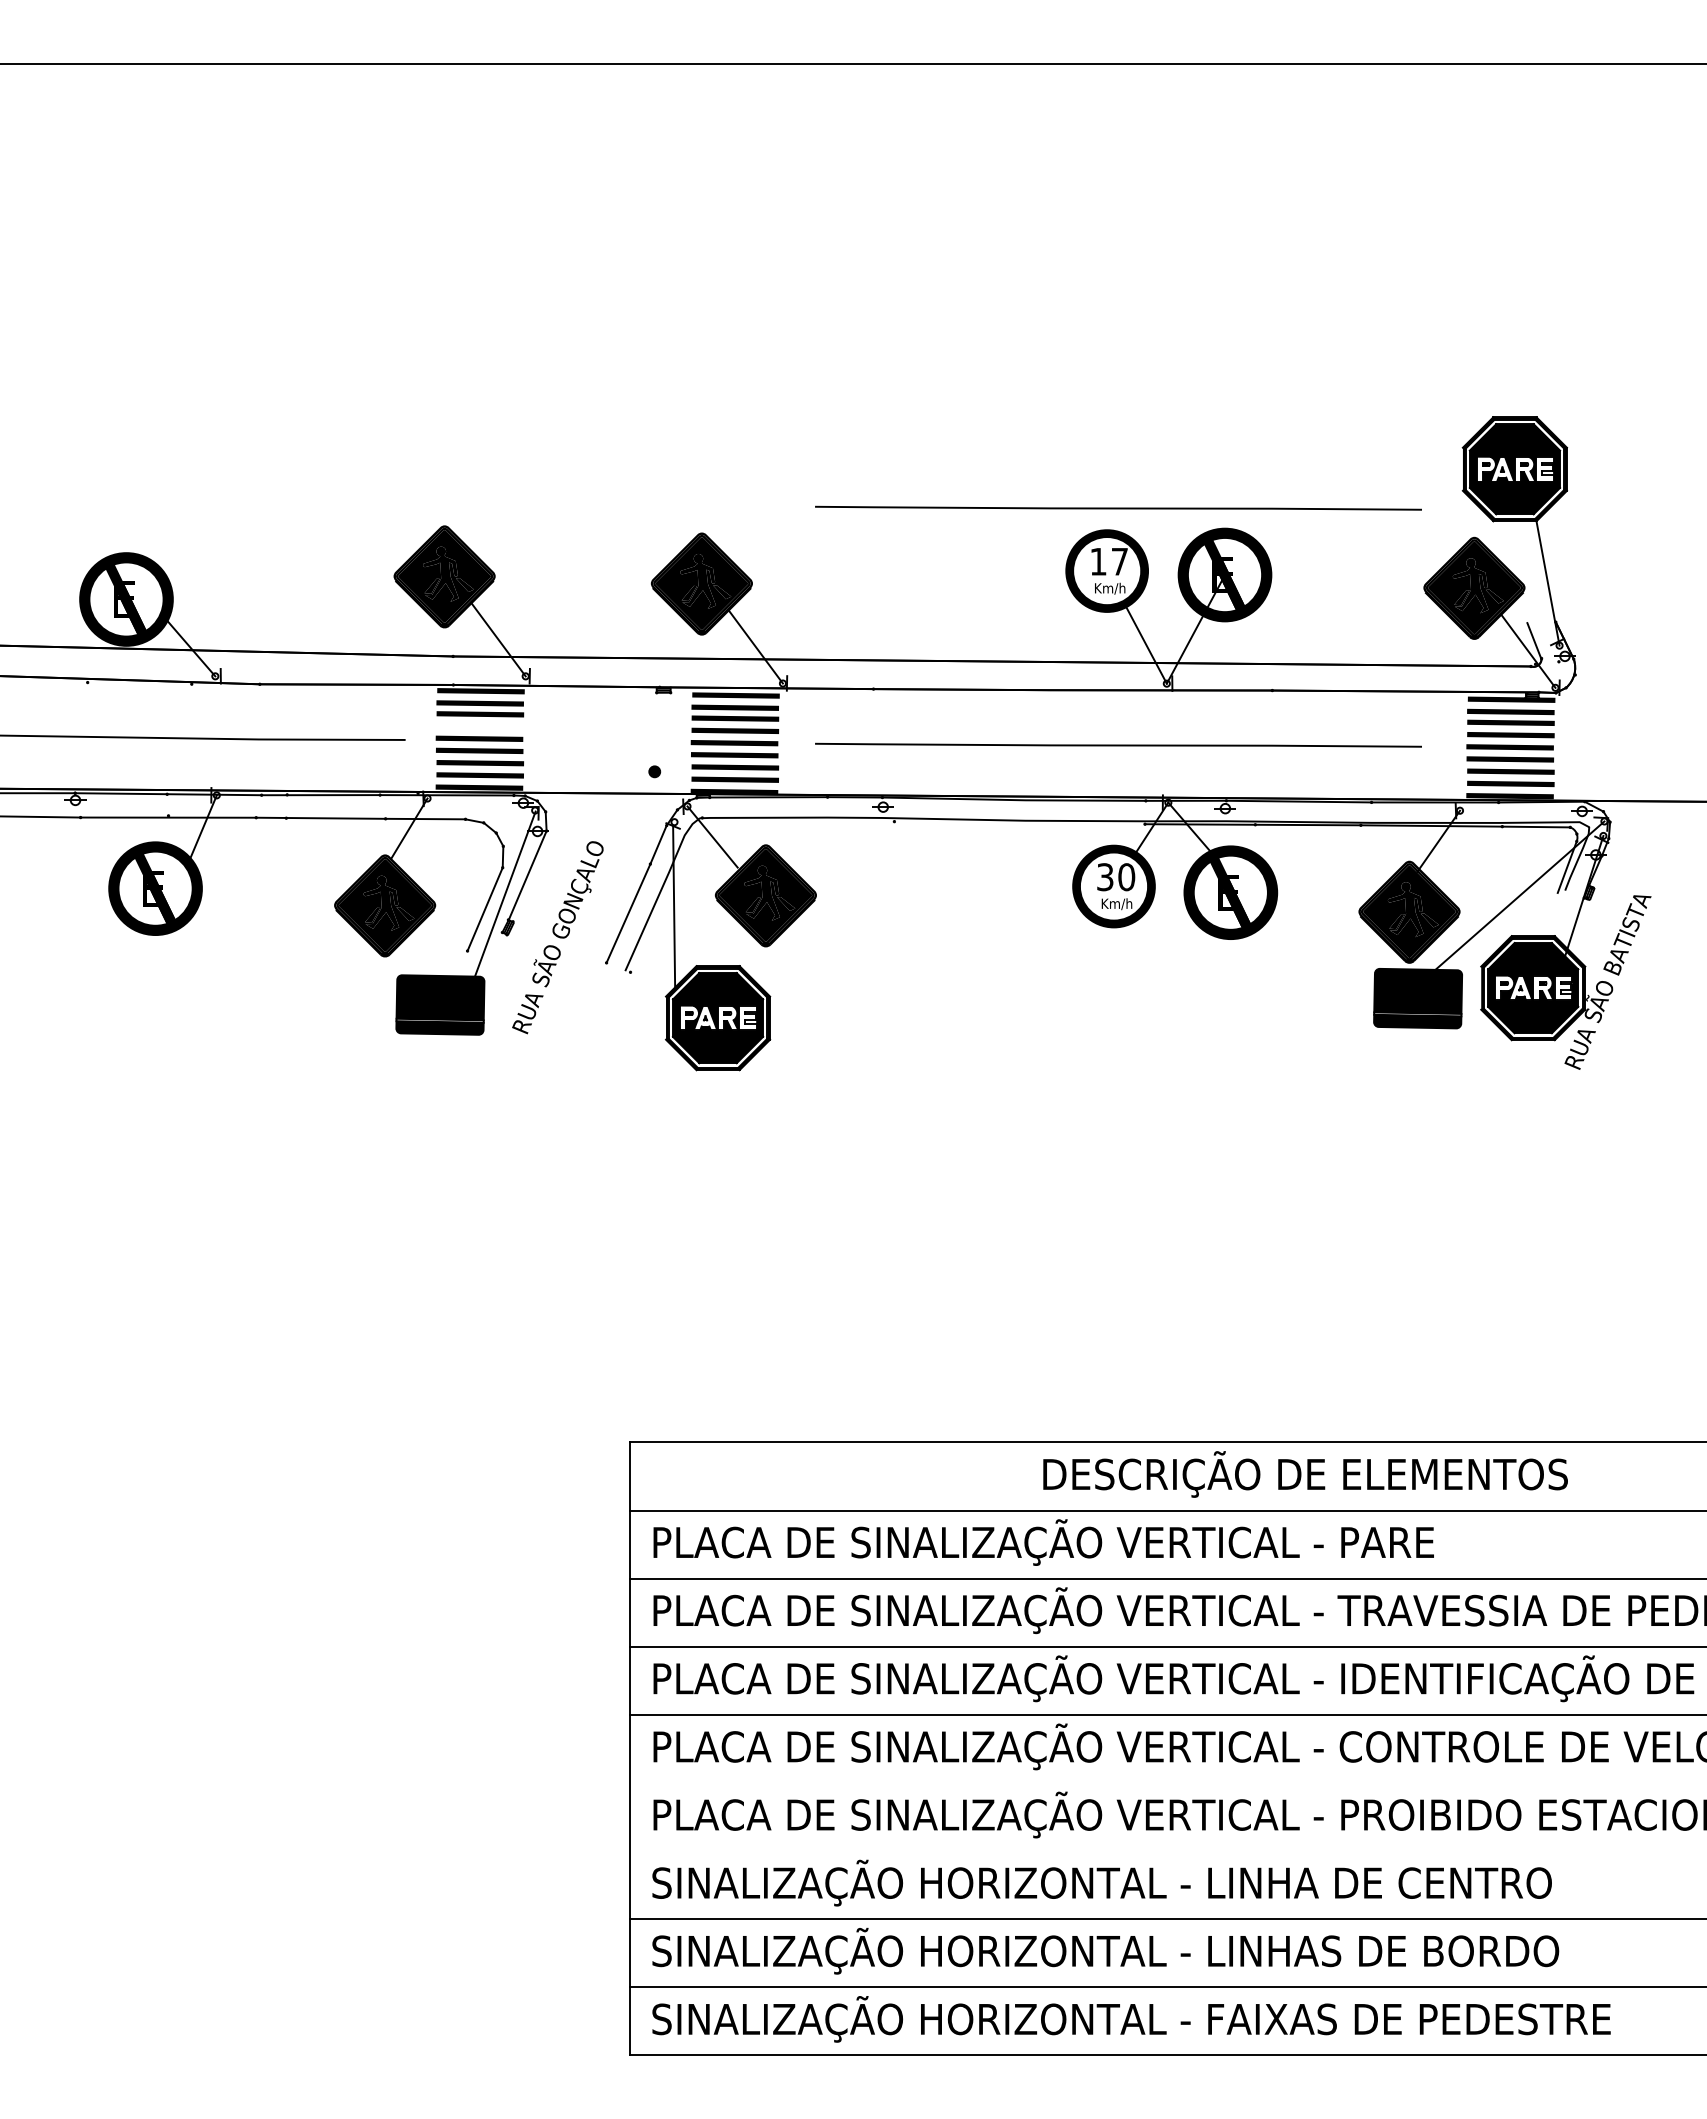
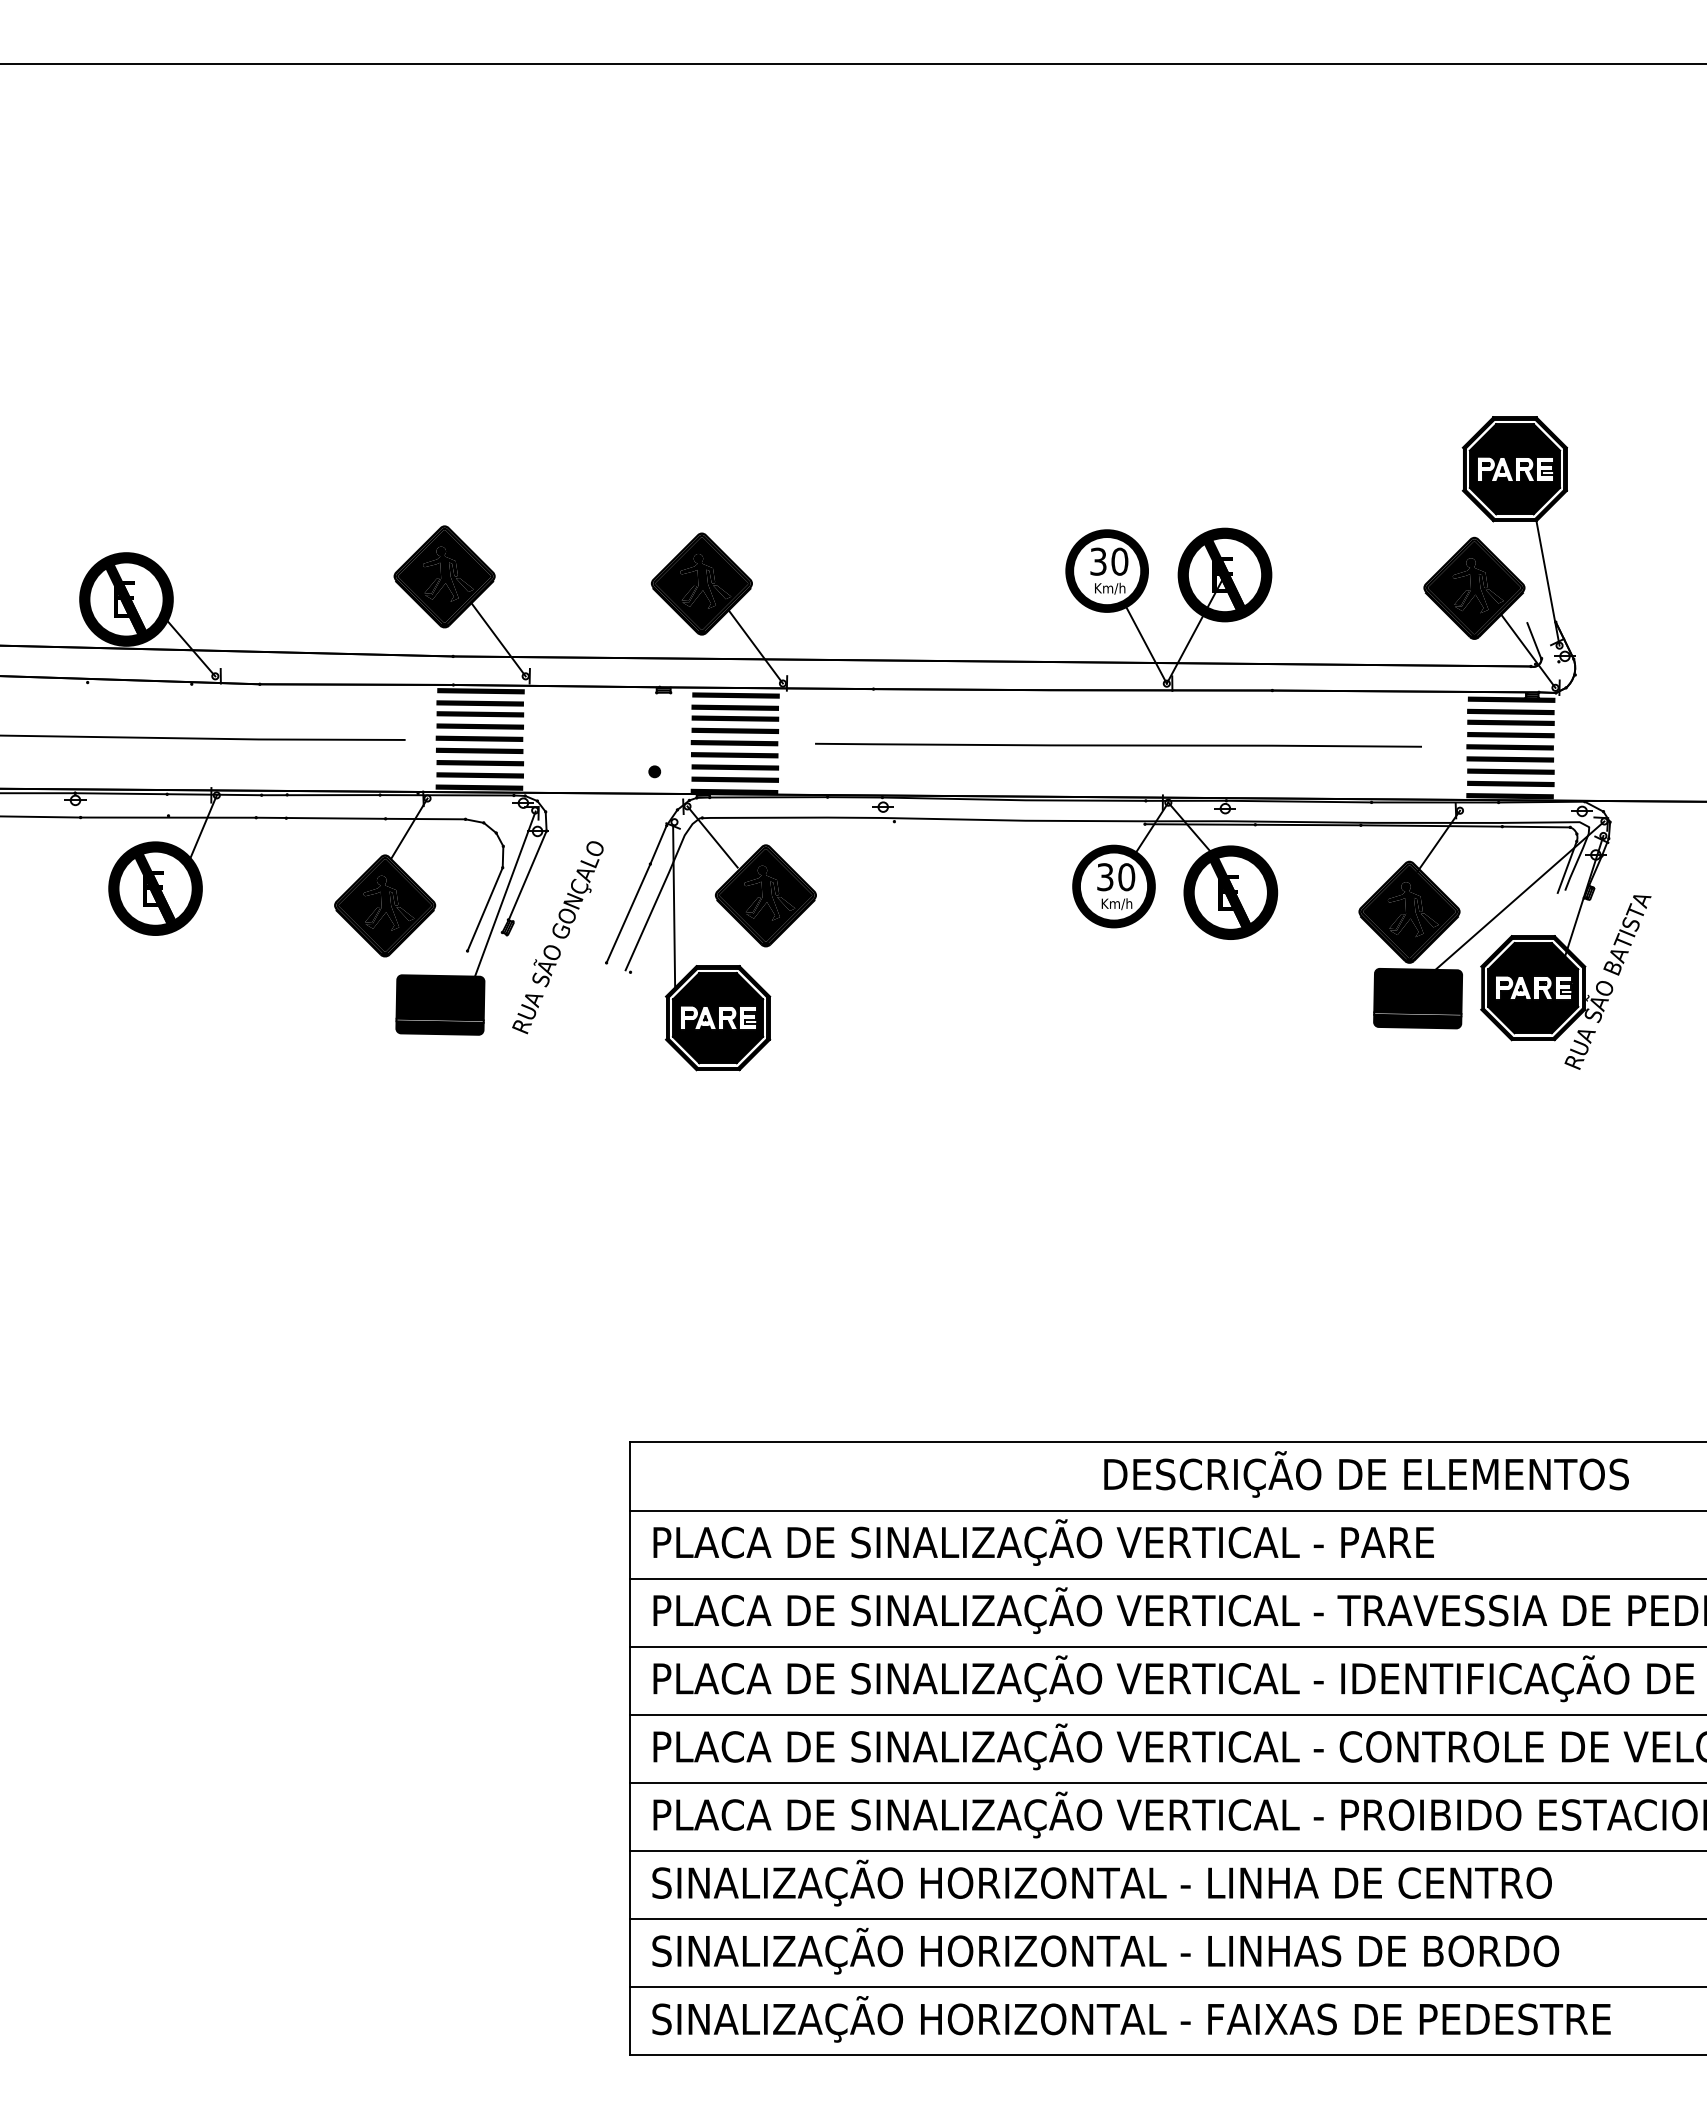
line: present -> none (1118, 507)
text: 17 -> 30 (1109, 561)
fill: none -> present (480, 726)
text position: (1305, 1474) -> (1366, 1474) (1366, 1474)
line: none -> present (1166, 1782)
line: none -> present (1166, 1851)
